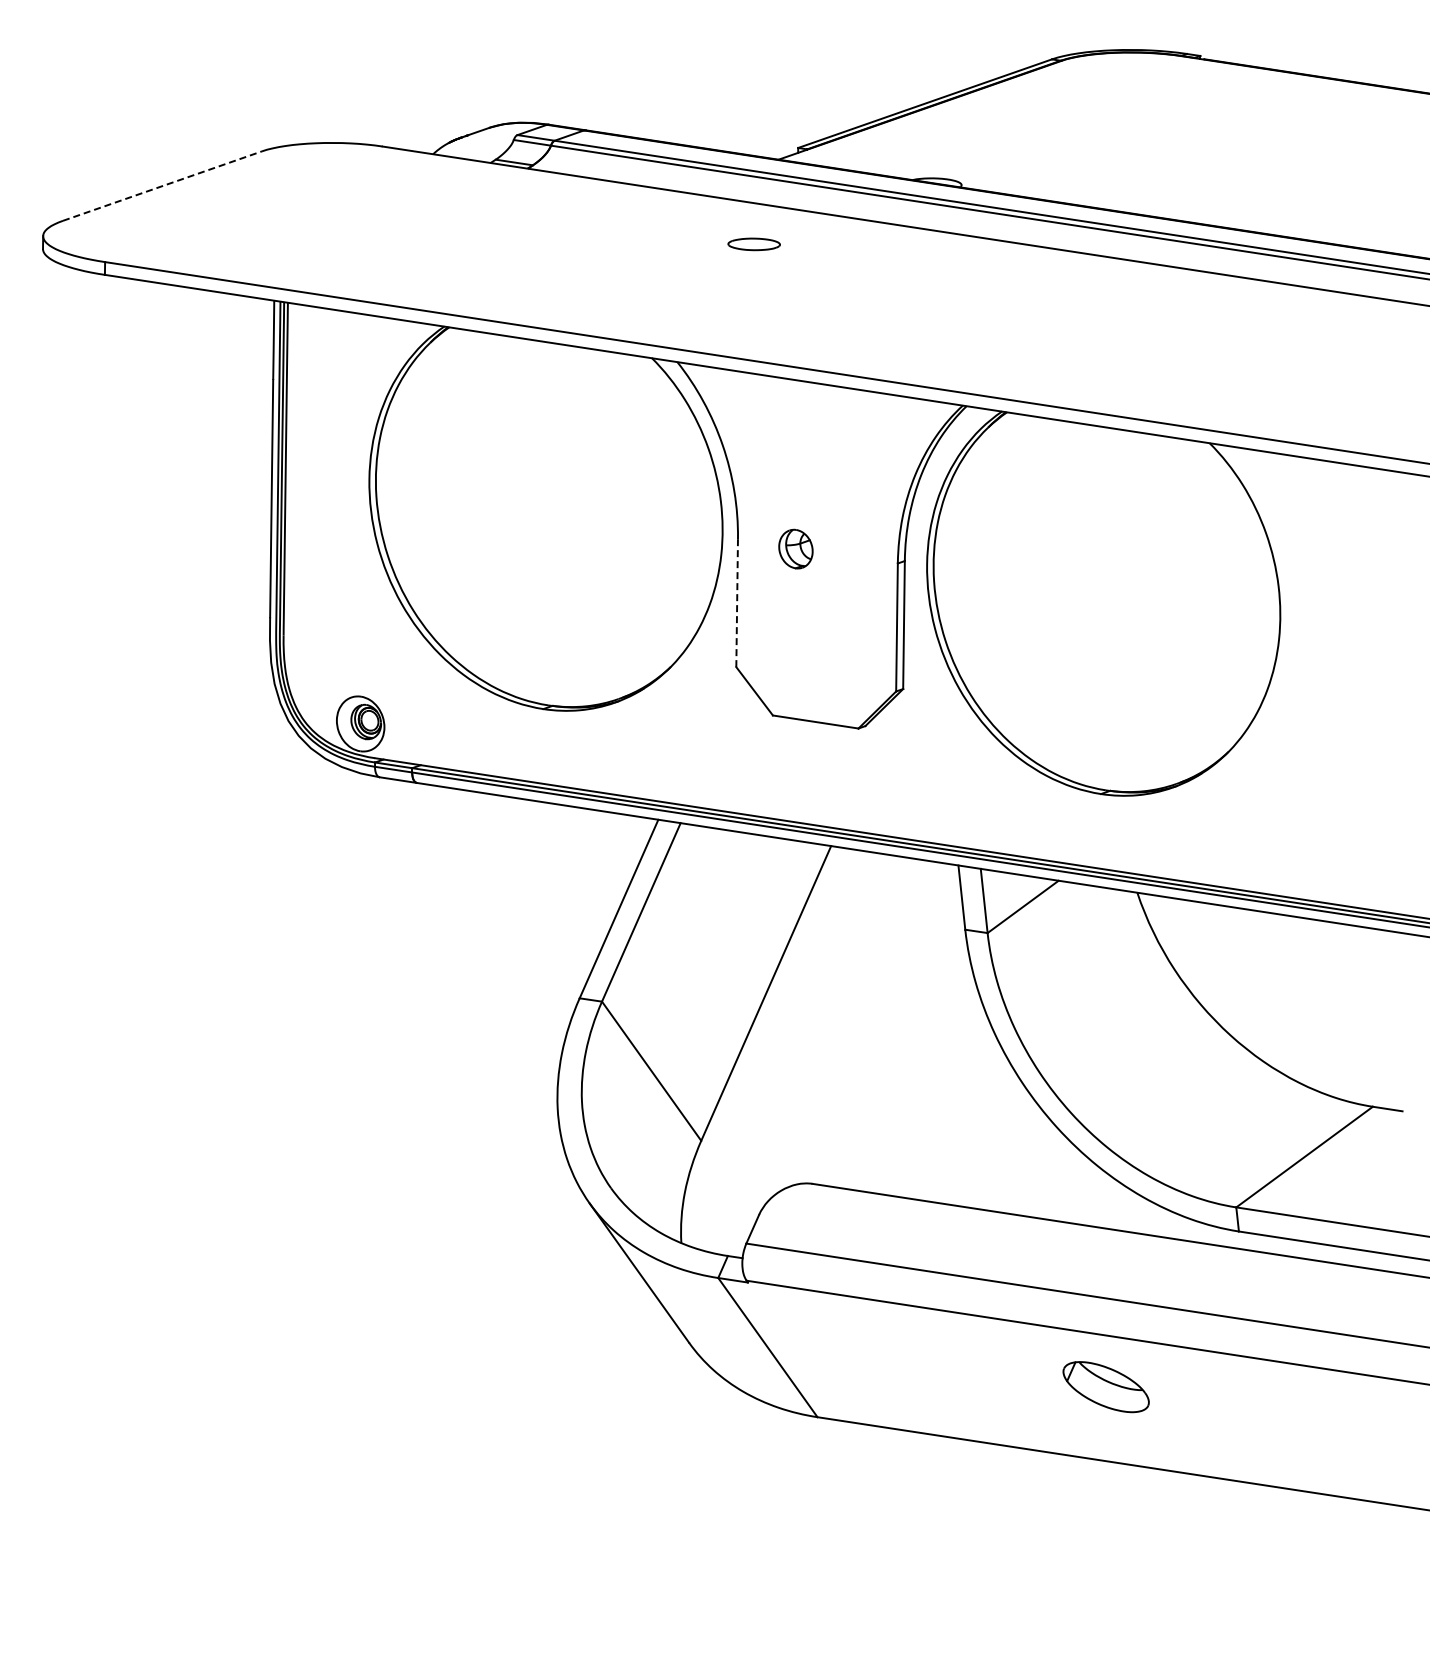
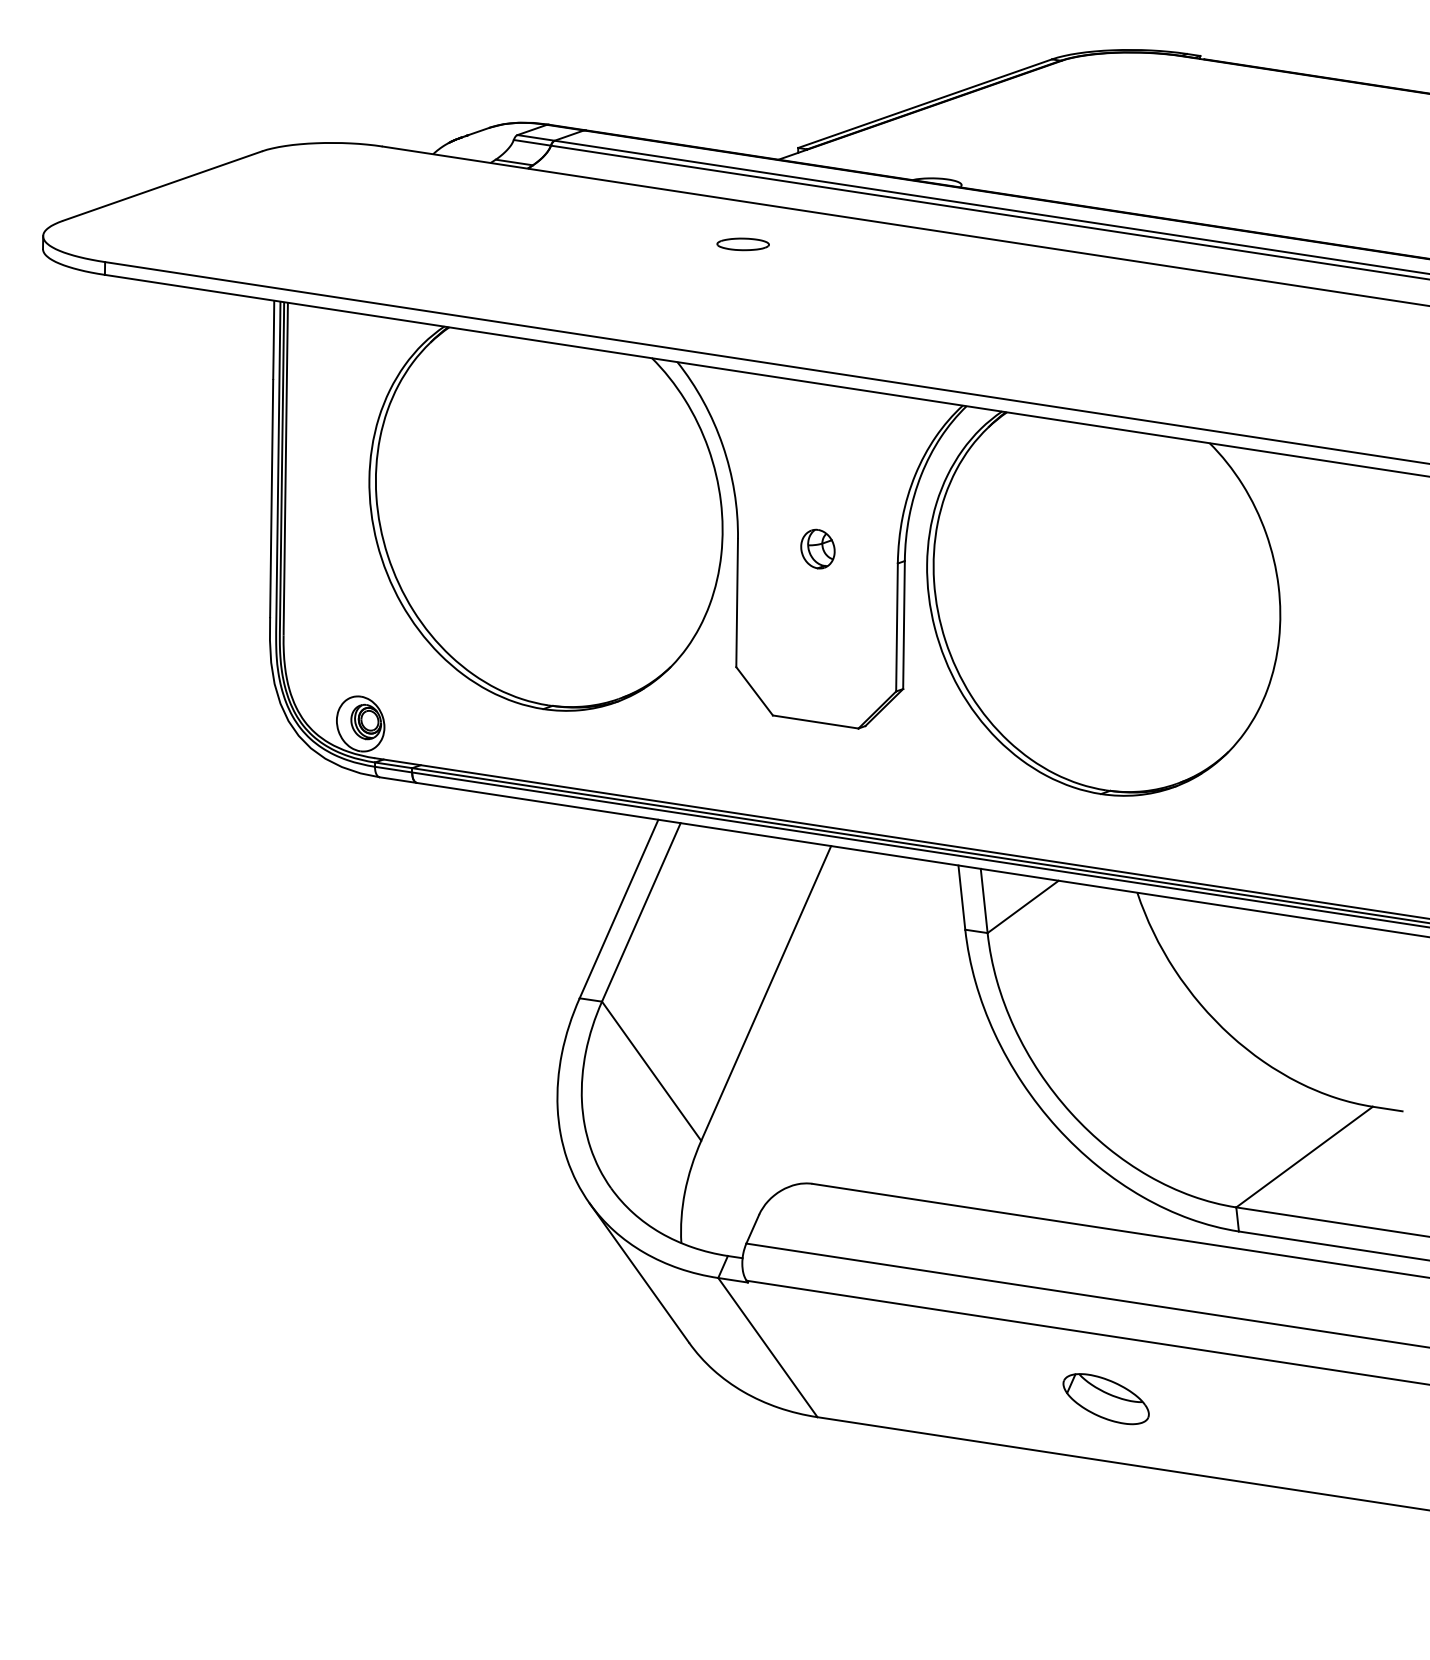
line: dashed -> solid (162, 185)
part position: (753, 244) -> (742, 244) (742, 244)
part position: (795, 548) -> (817, 548) (817, 548)
line: dashed -> solid (737, 603)
part position: (1105, 1387) -> (1105, 1399) (1105, 1399)
